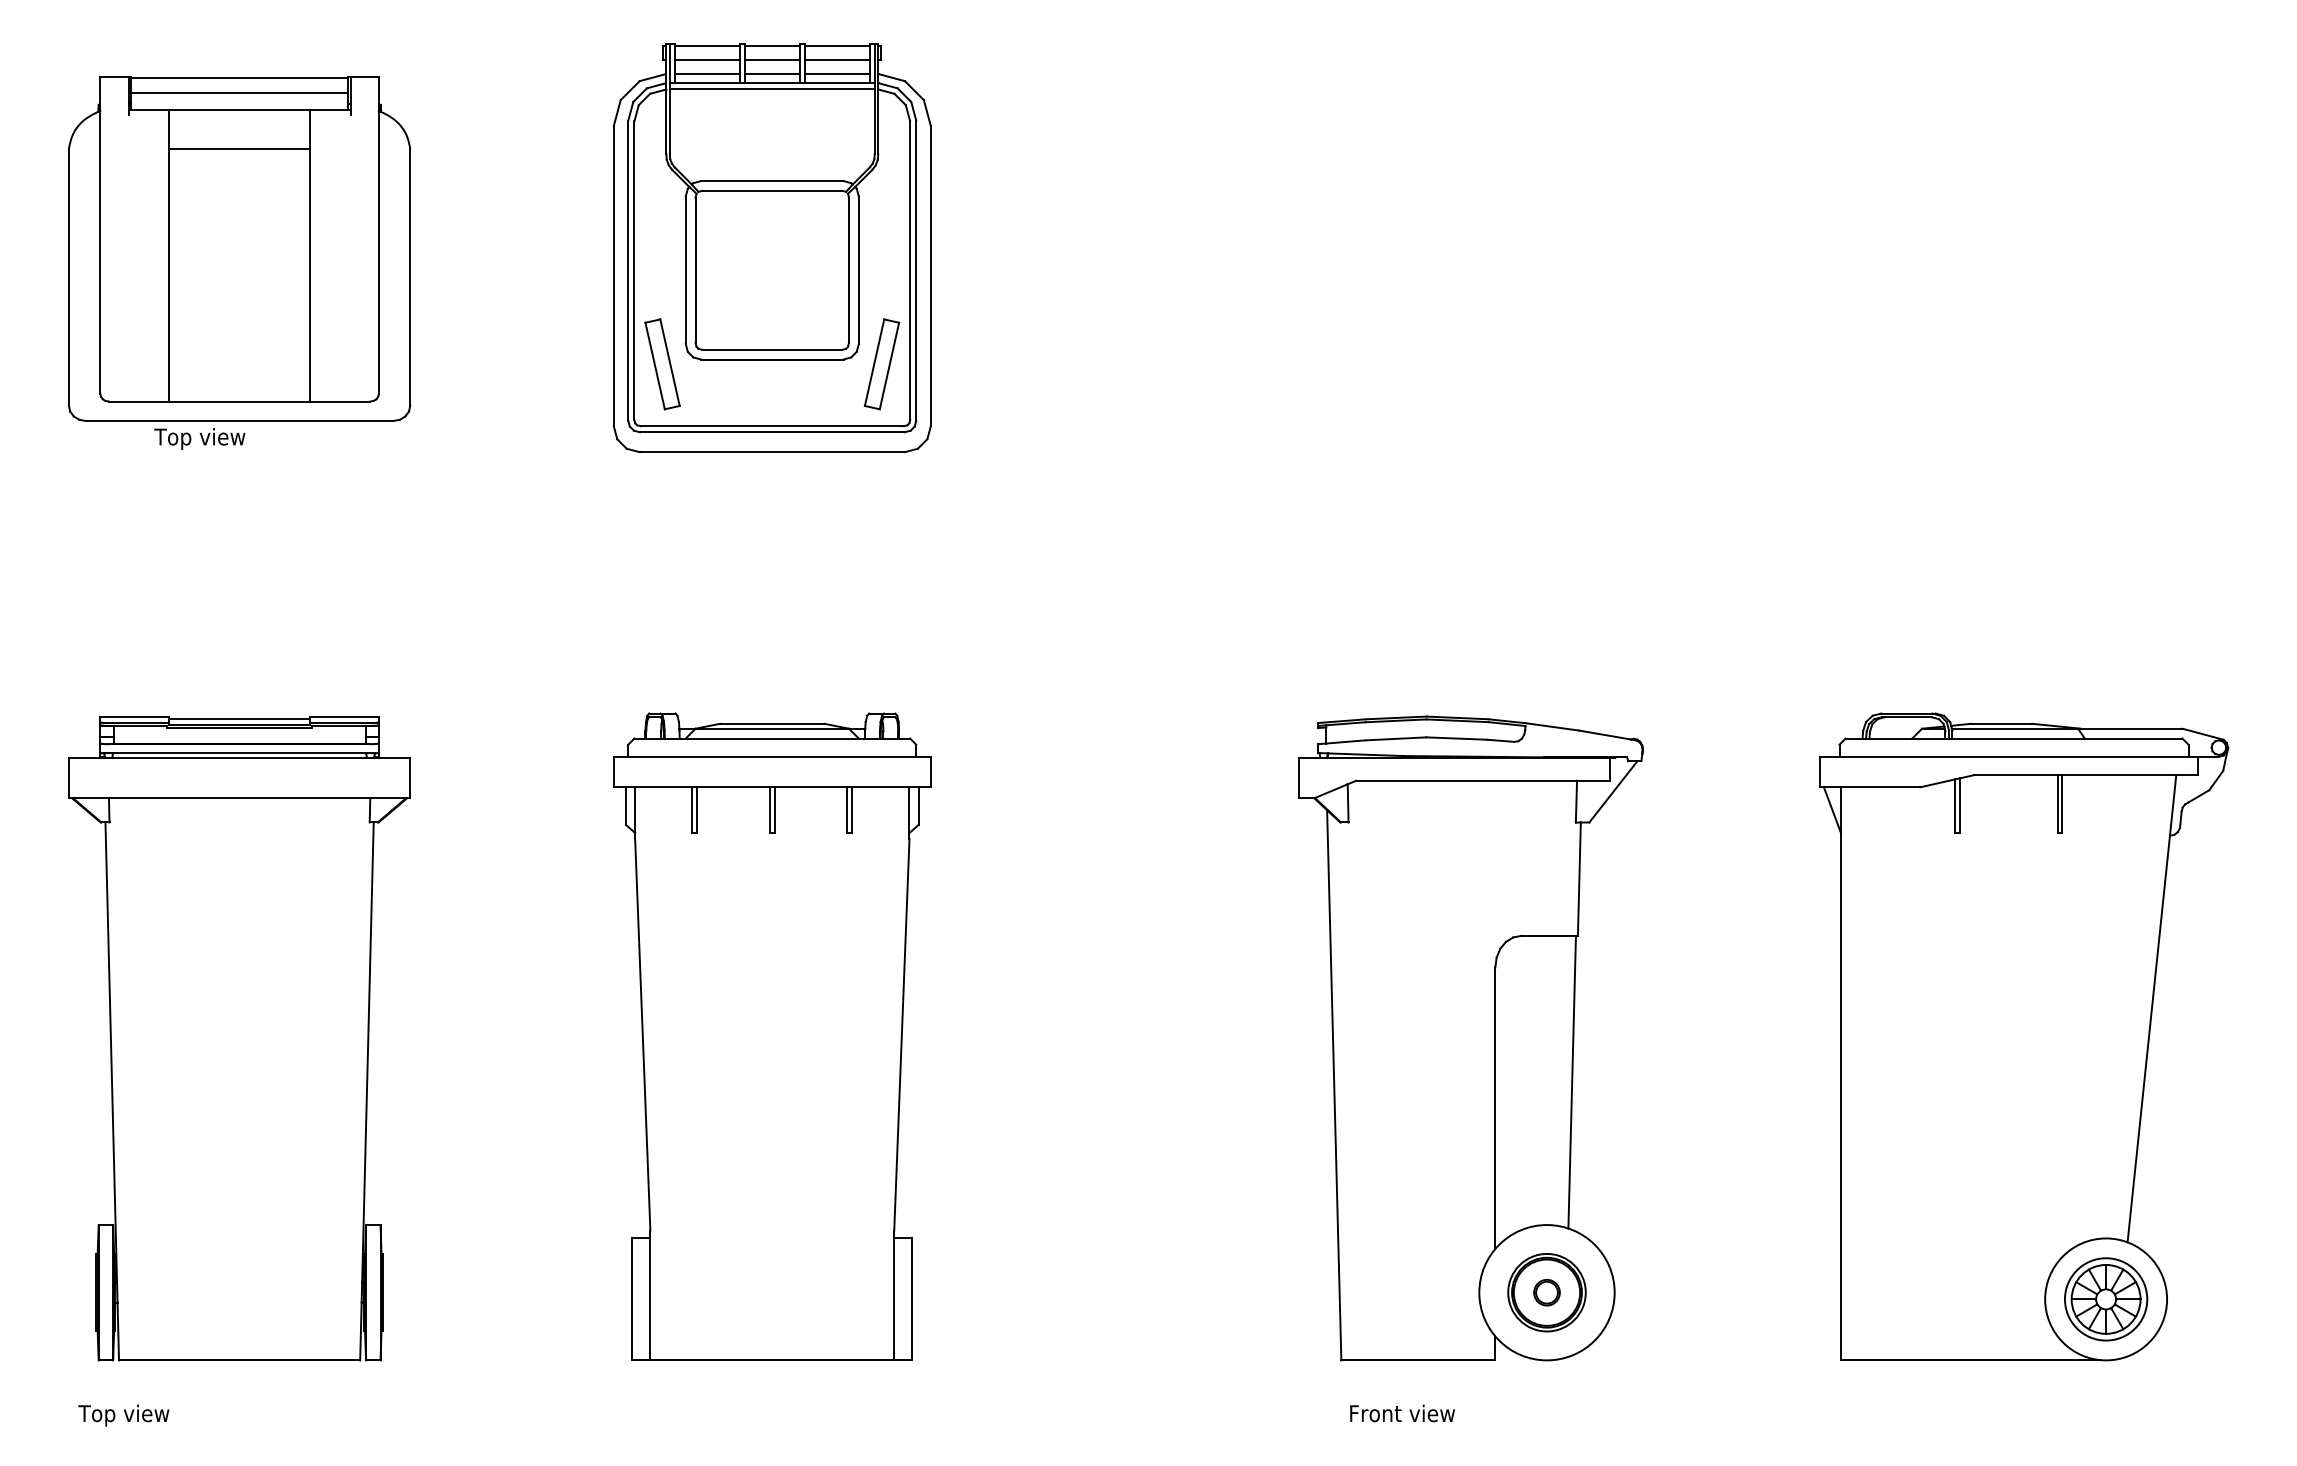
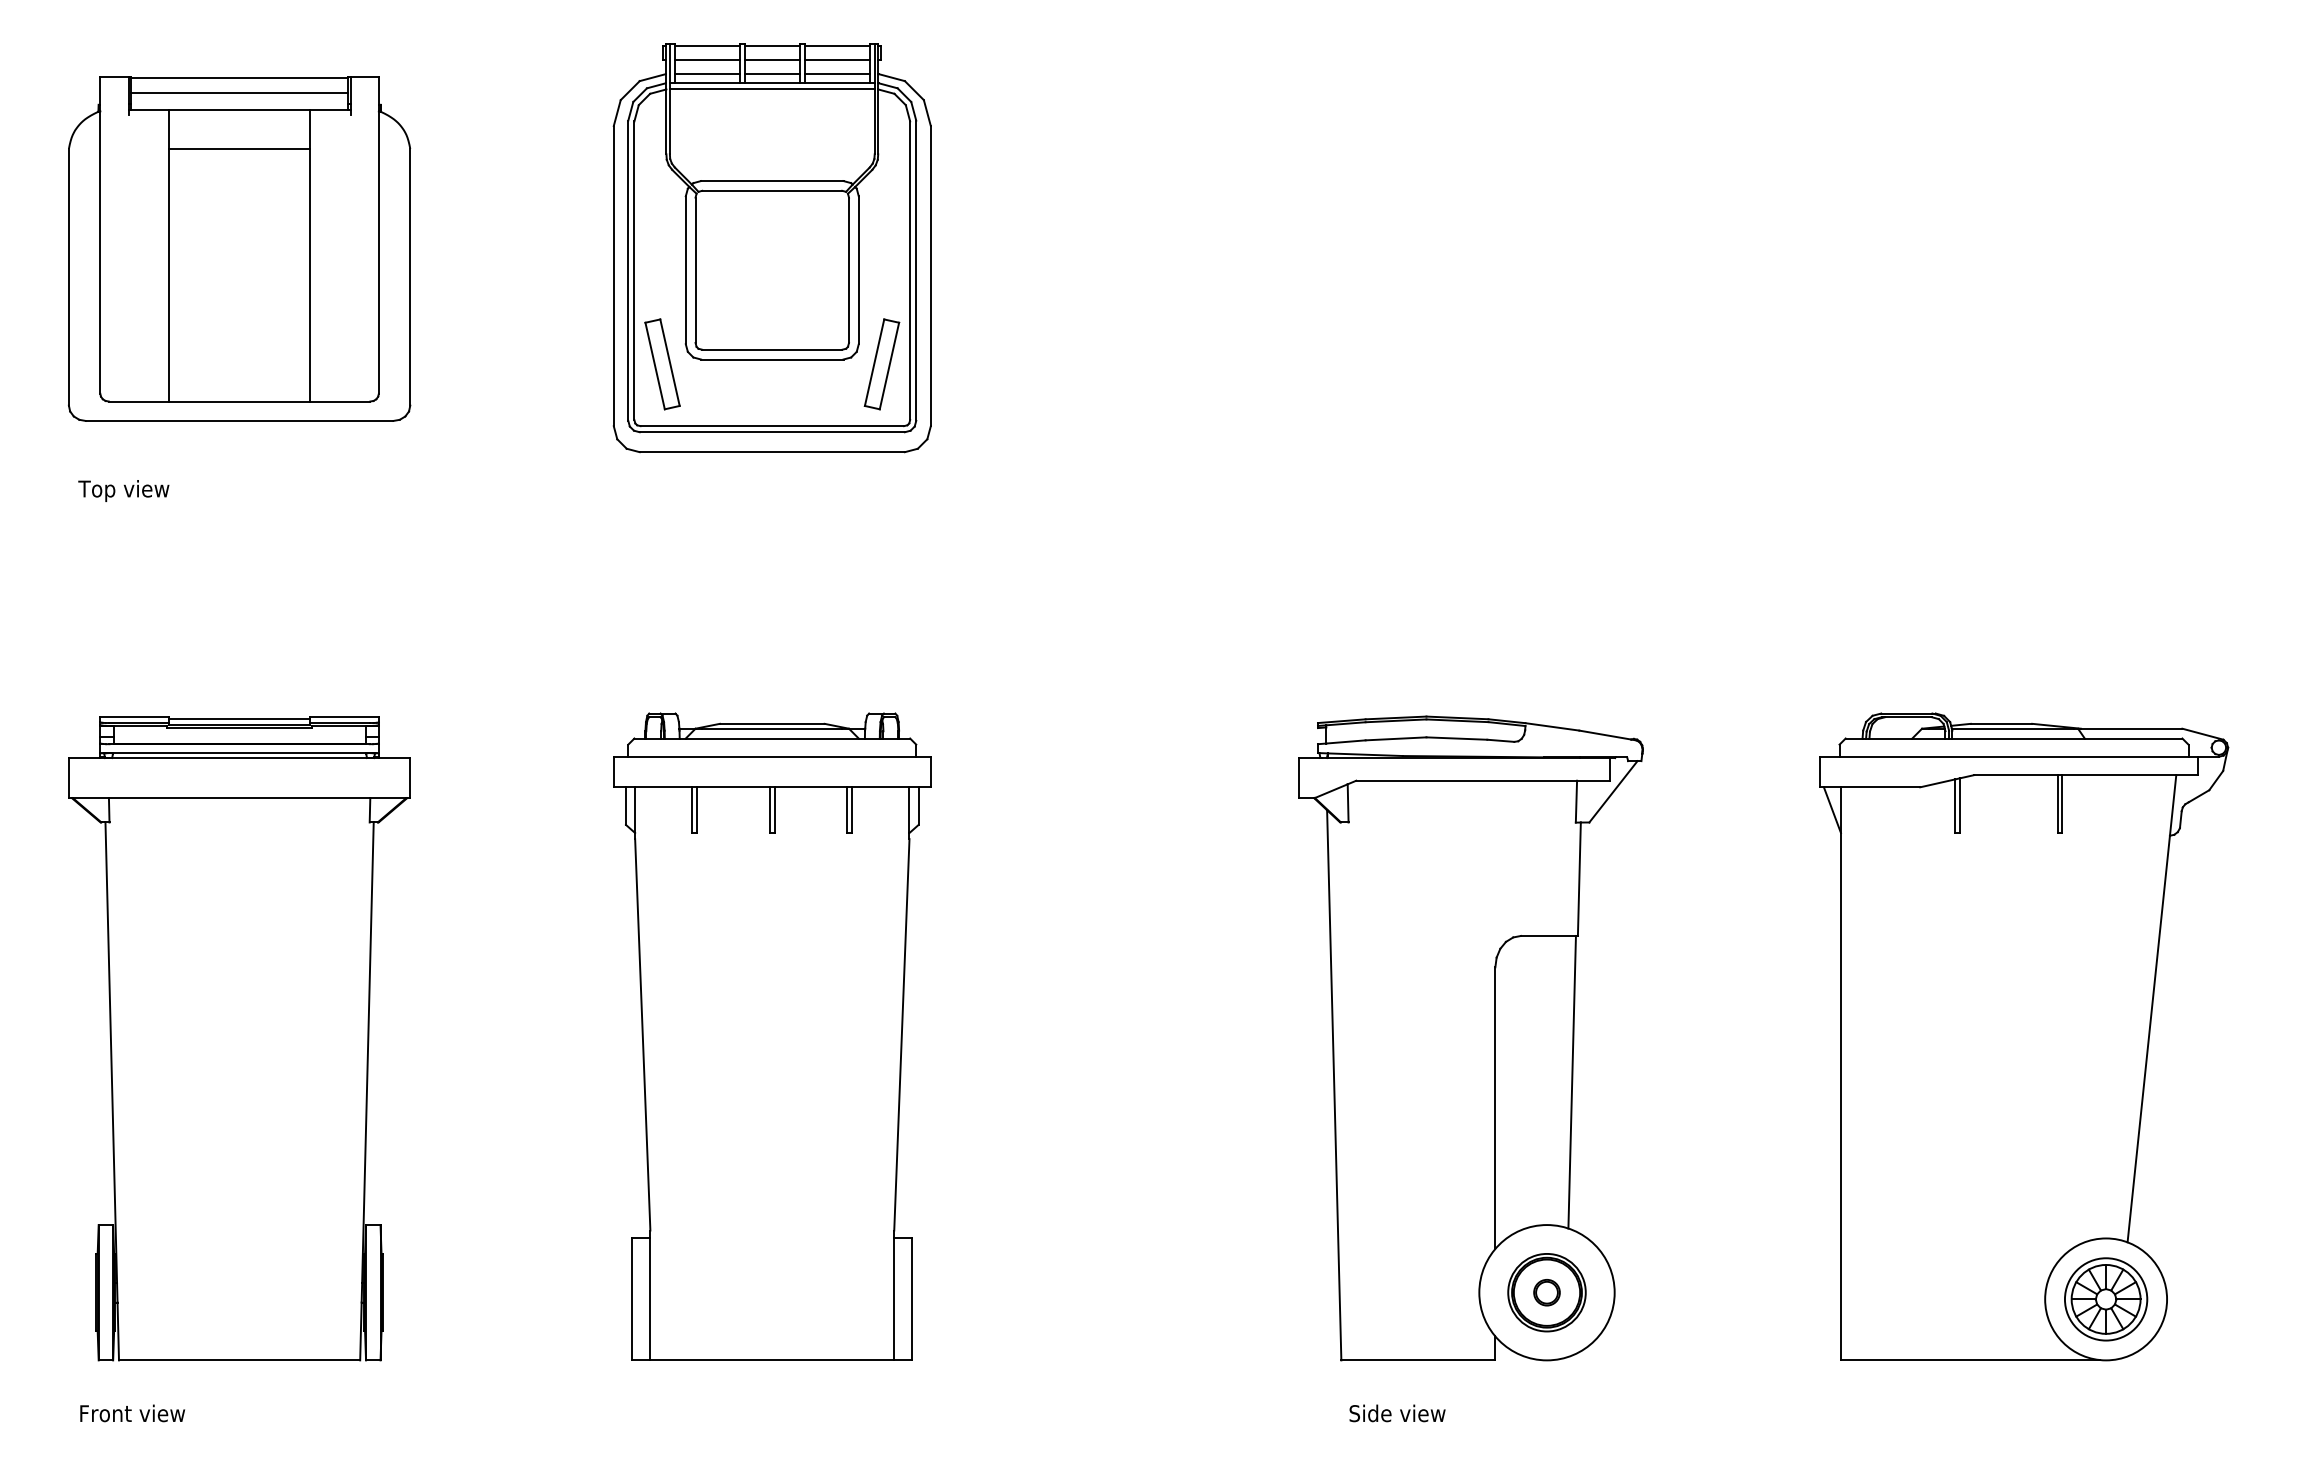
text position: (199, 438) -> (123, 490) (123, 490)
text: Front view -> Side view (1401, 1413)
text: Top view -> Front view (131, 1415)
